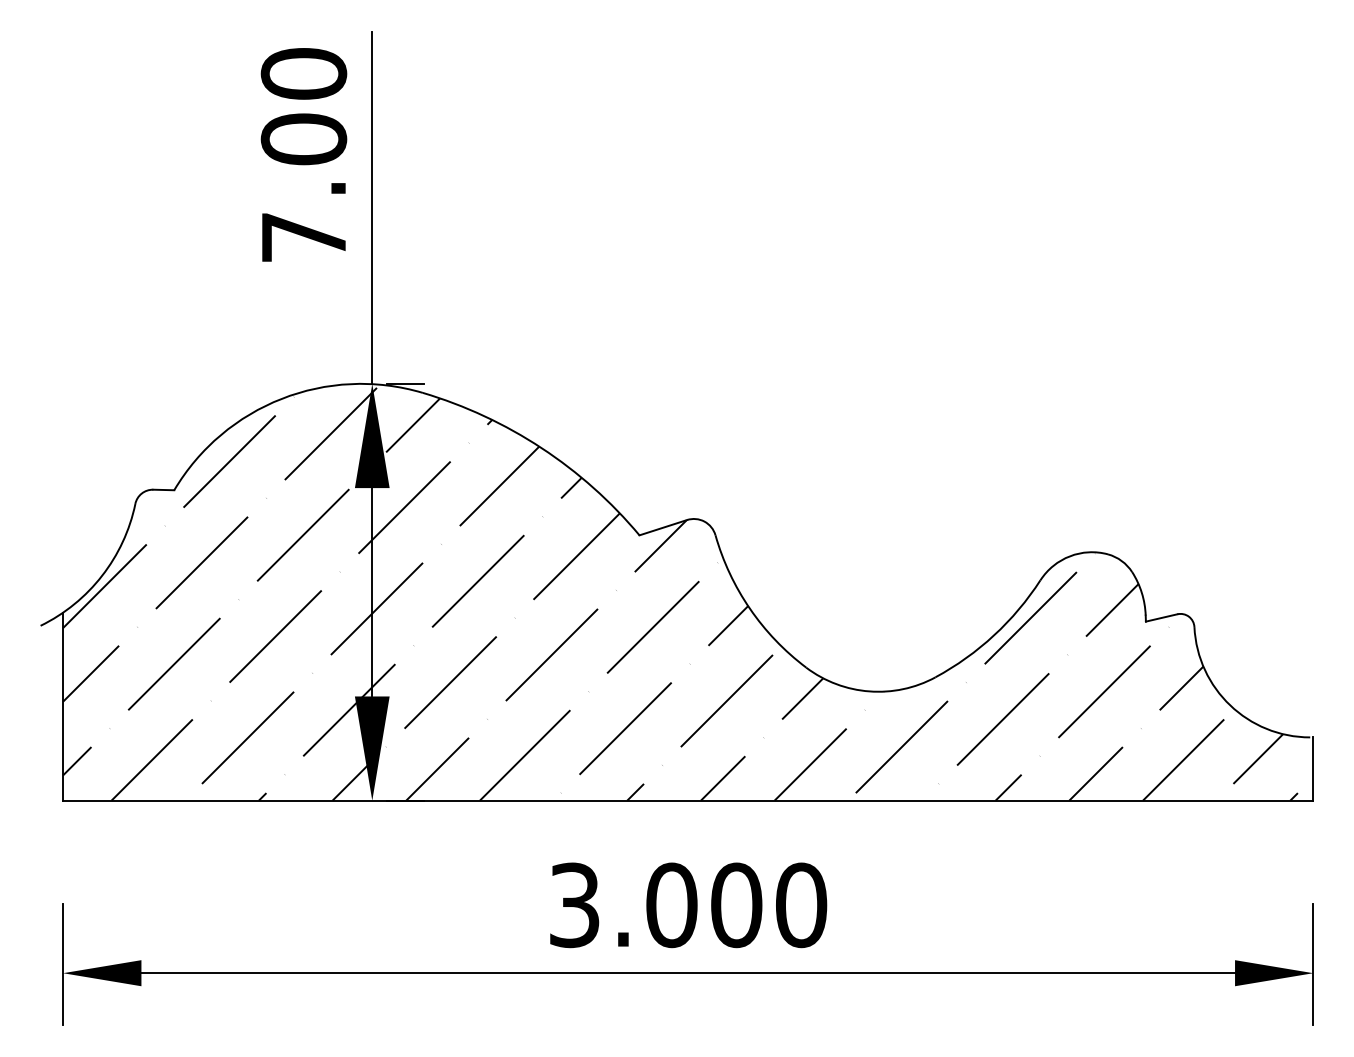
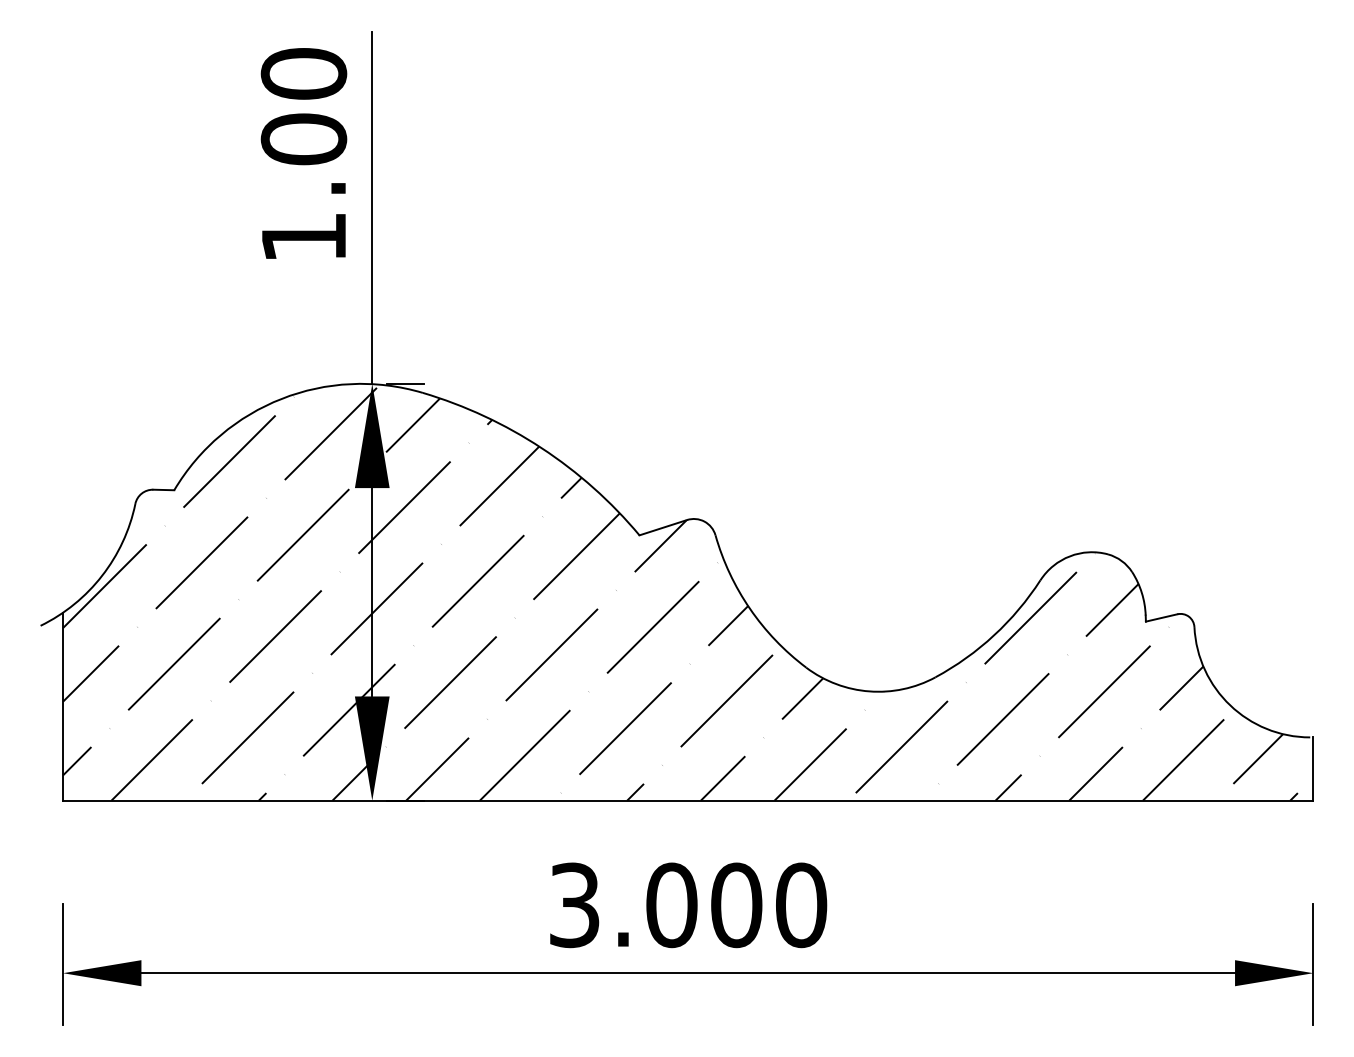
text: 7.00 -> 1.00 (303, 237)
